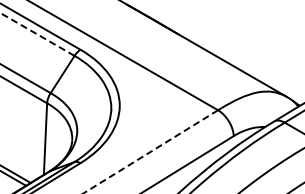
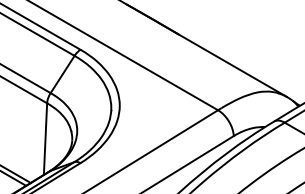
line: dashed -> solid (37, 34)
line: dashed -> solid (150, 152)
